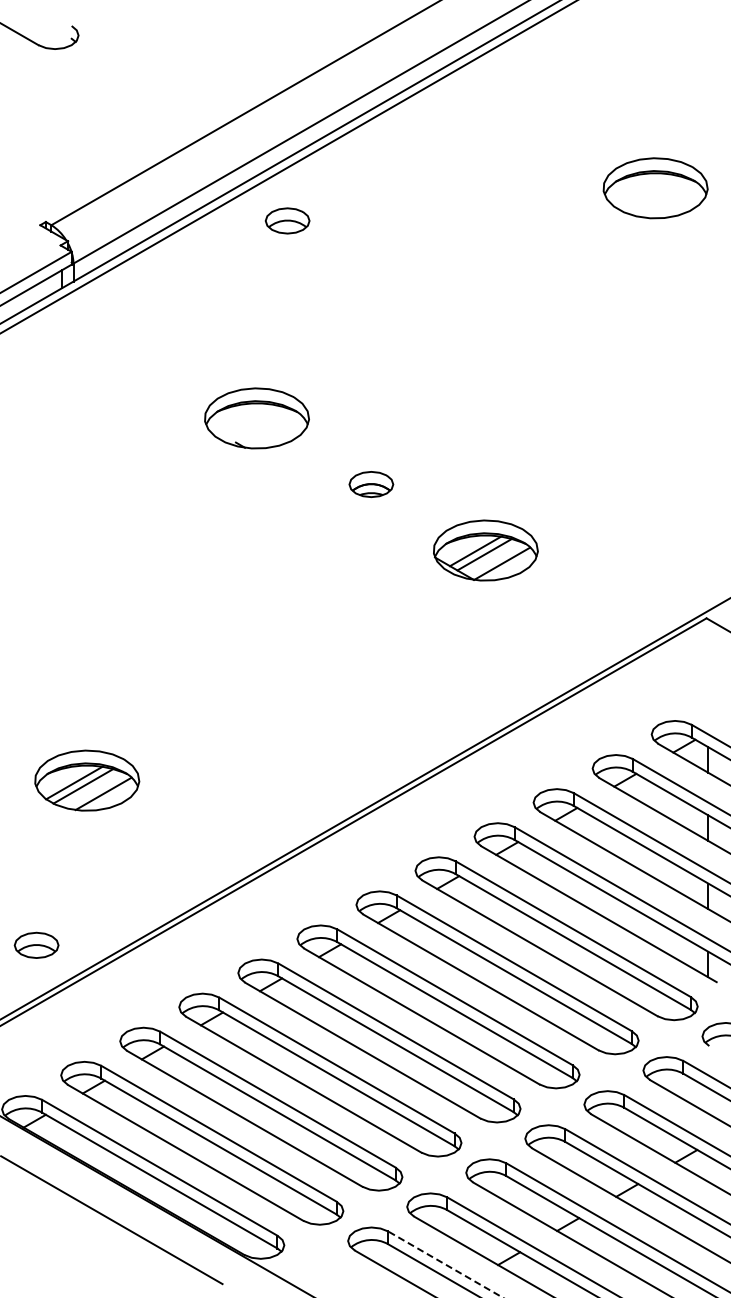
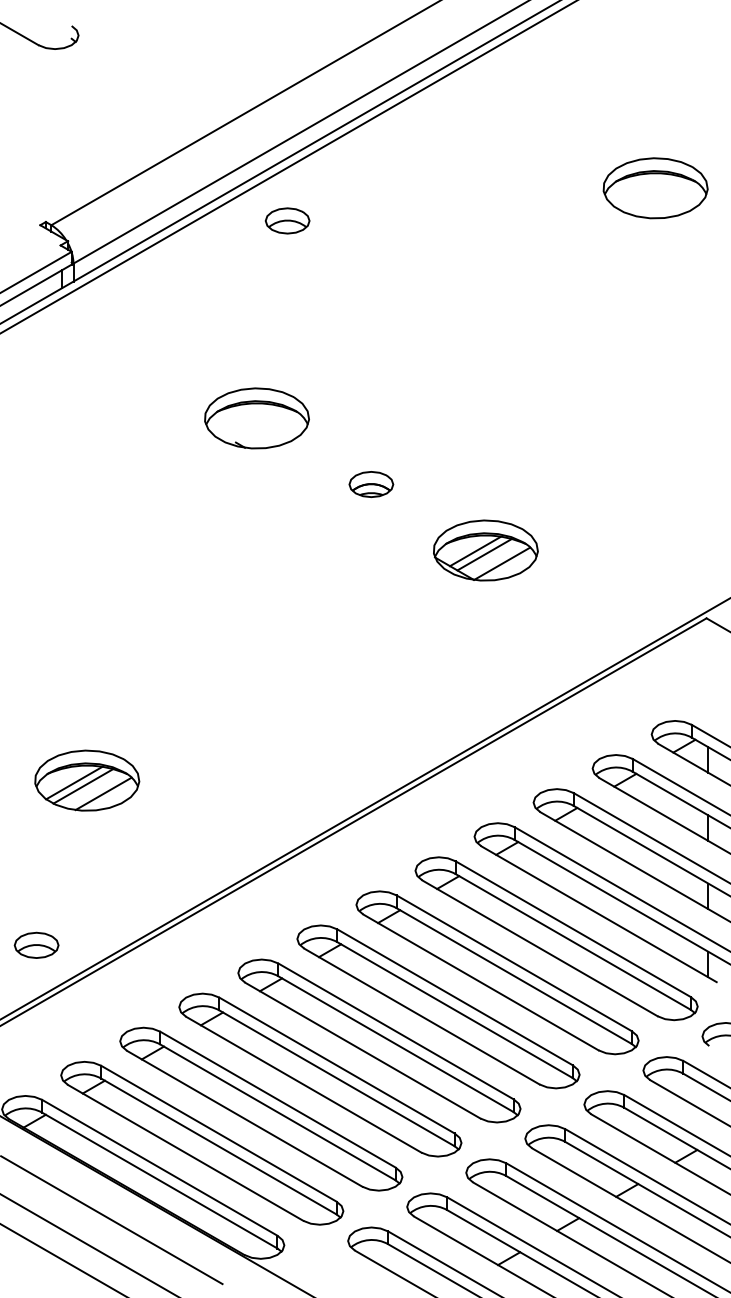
line: none -> present (88, 1244)
line: none -> present (62, 1259)
line: dashed -> solid (445, 1264)
